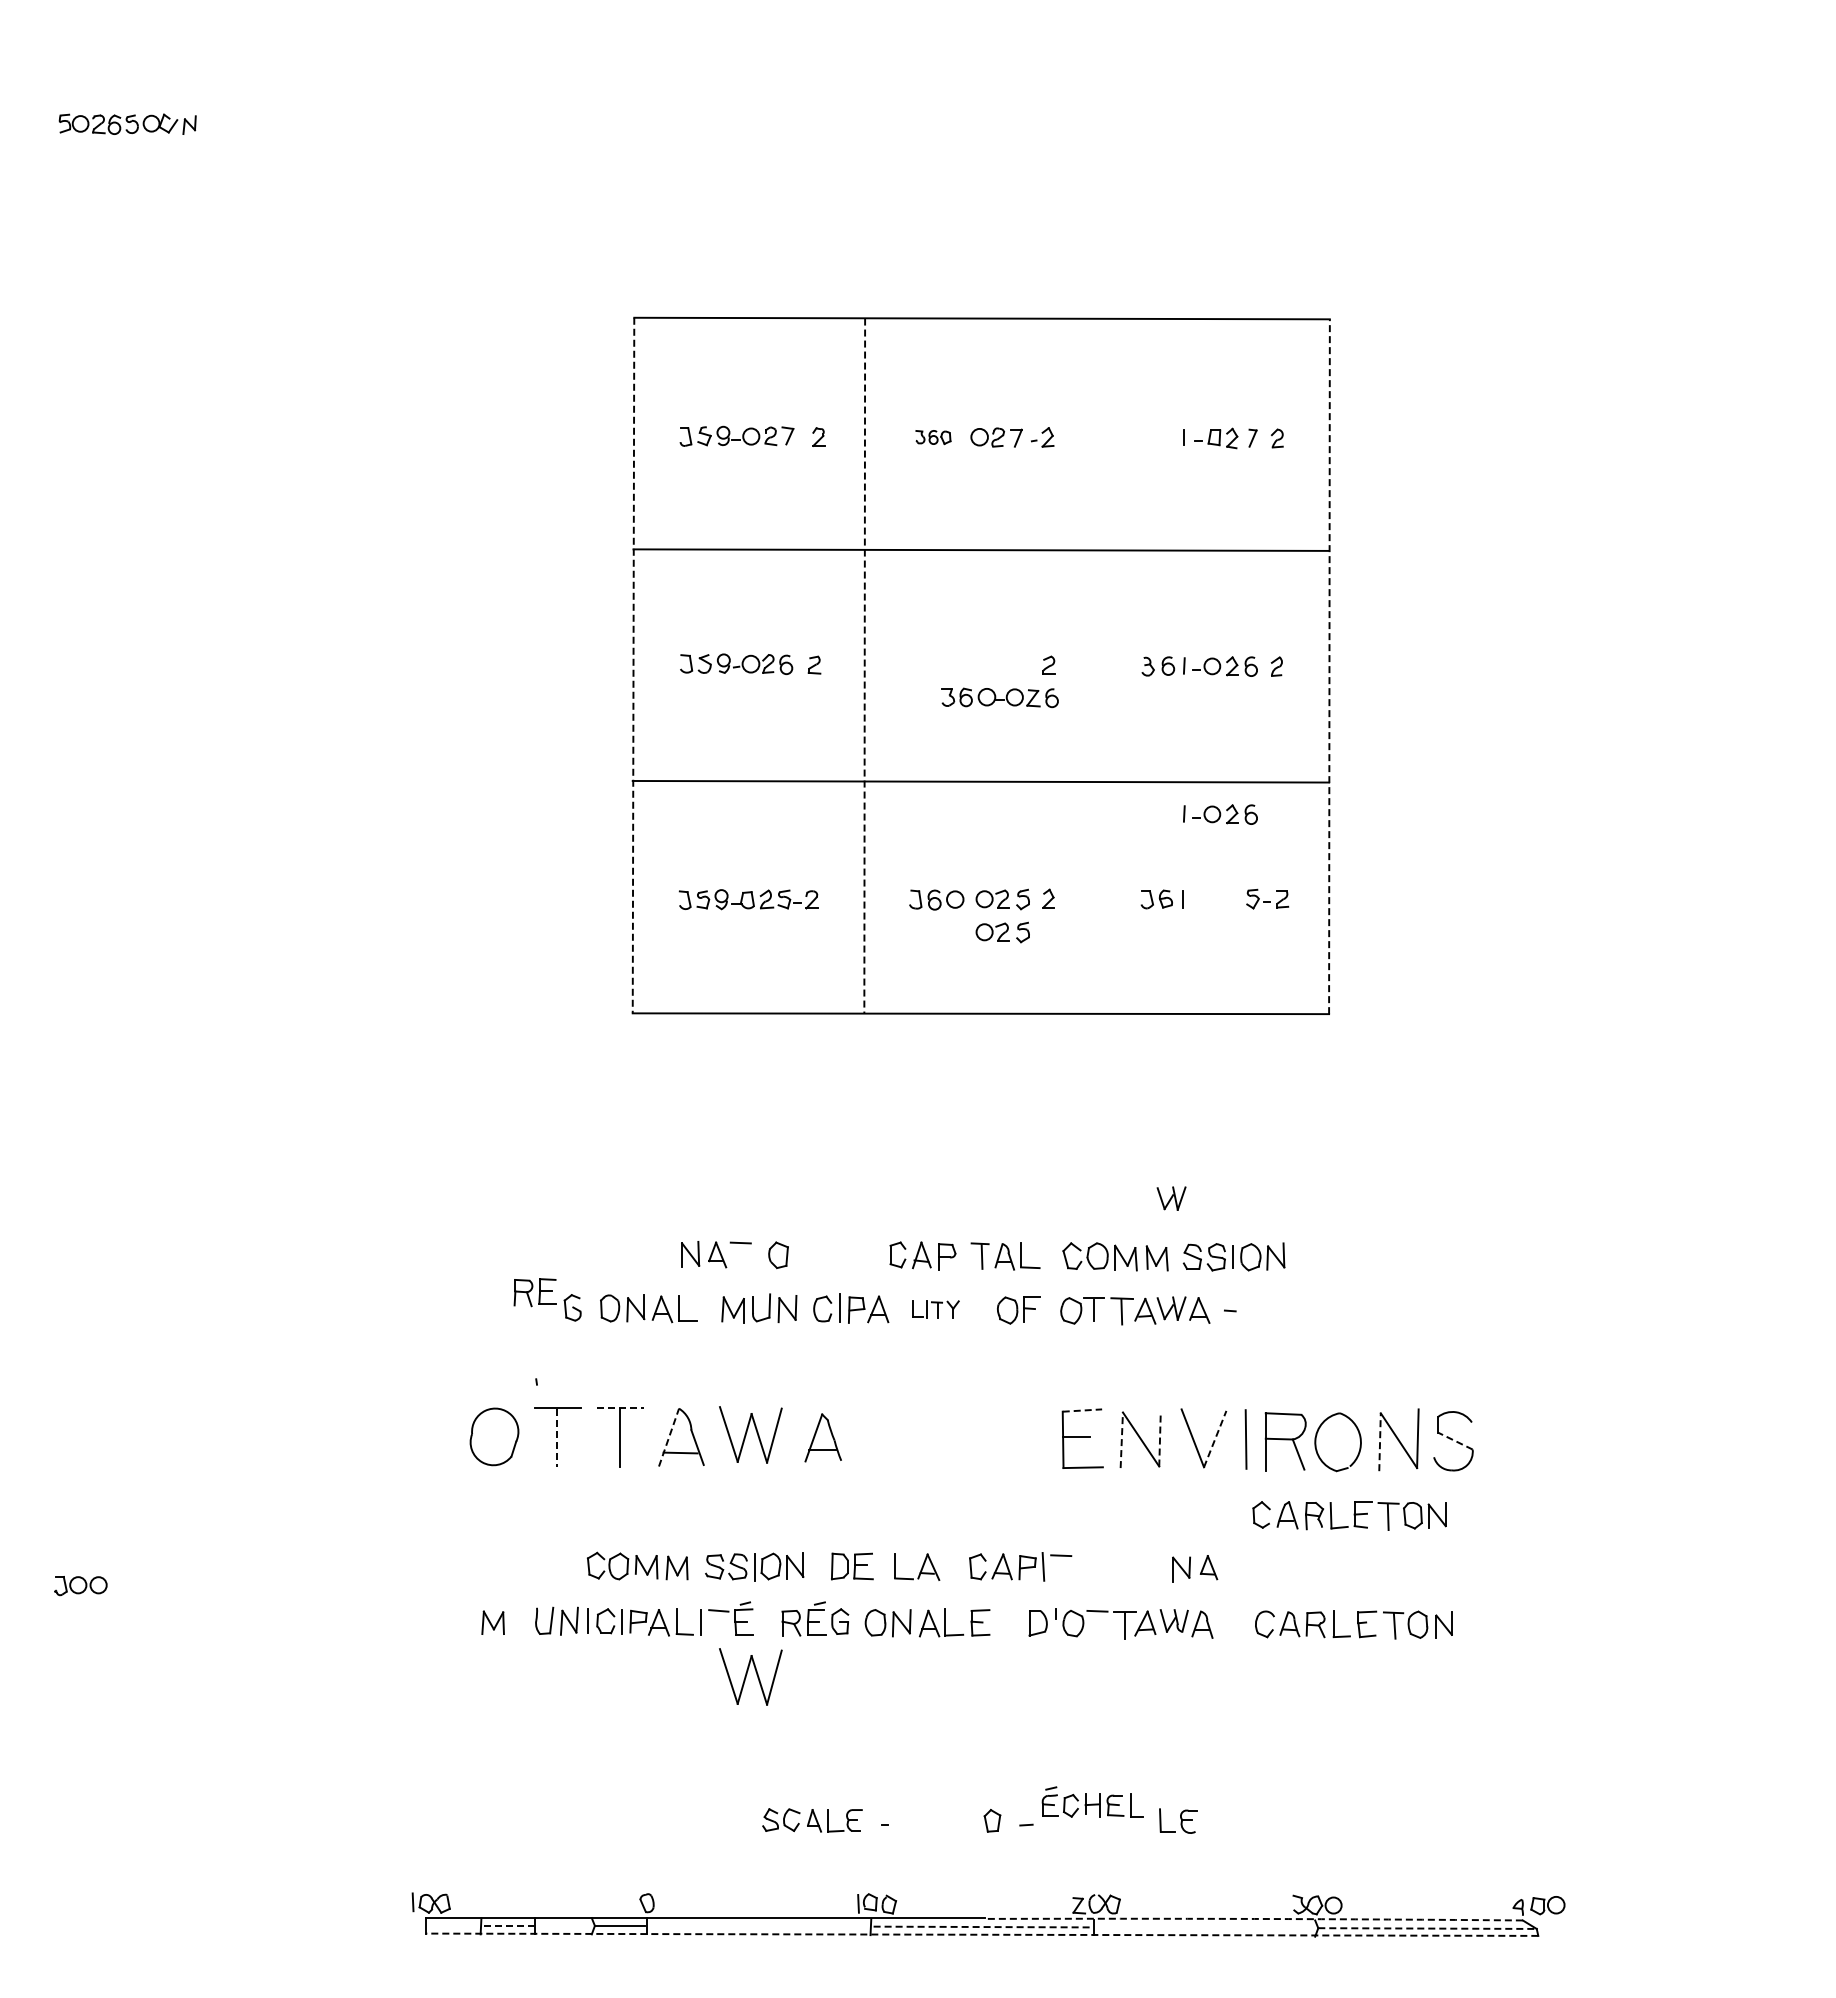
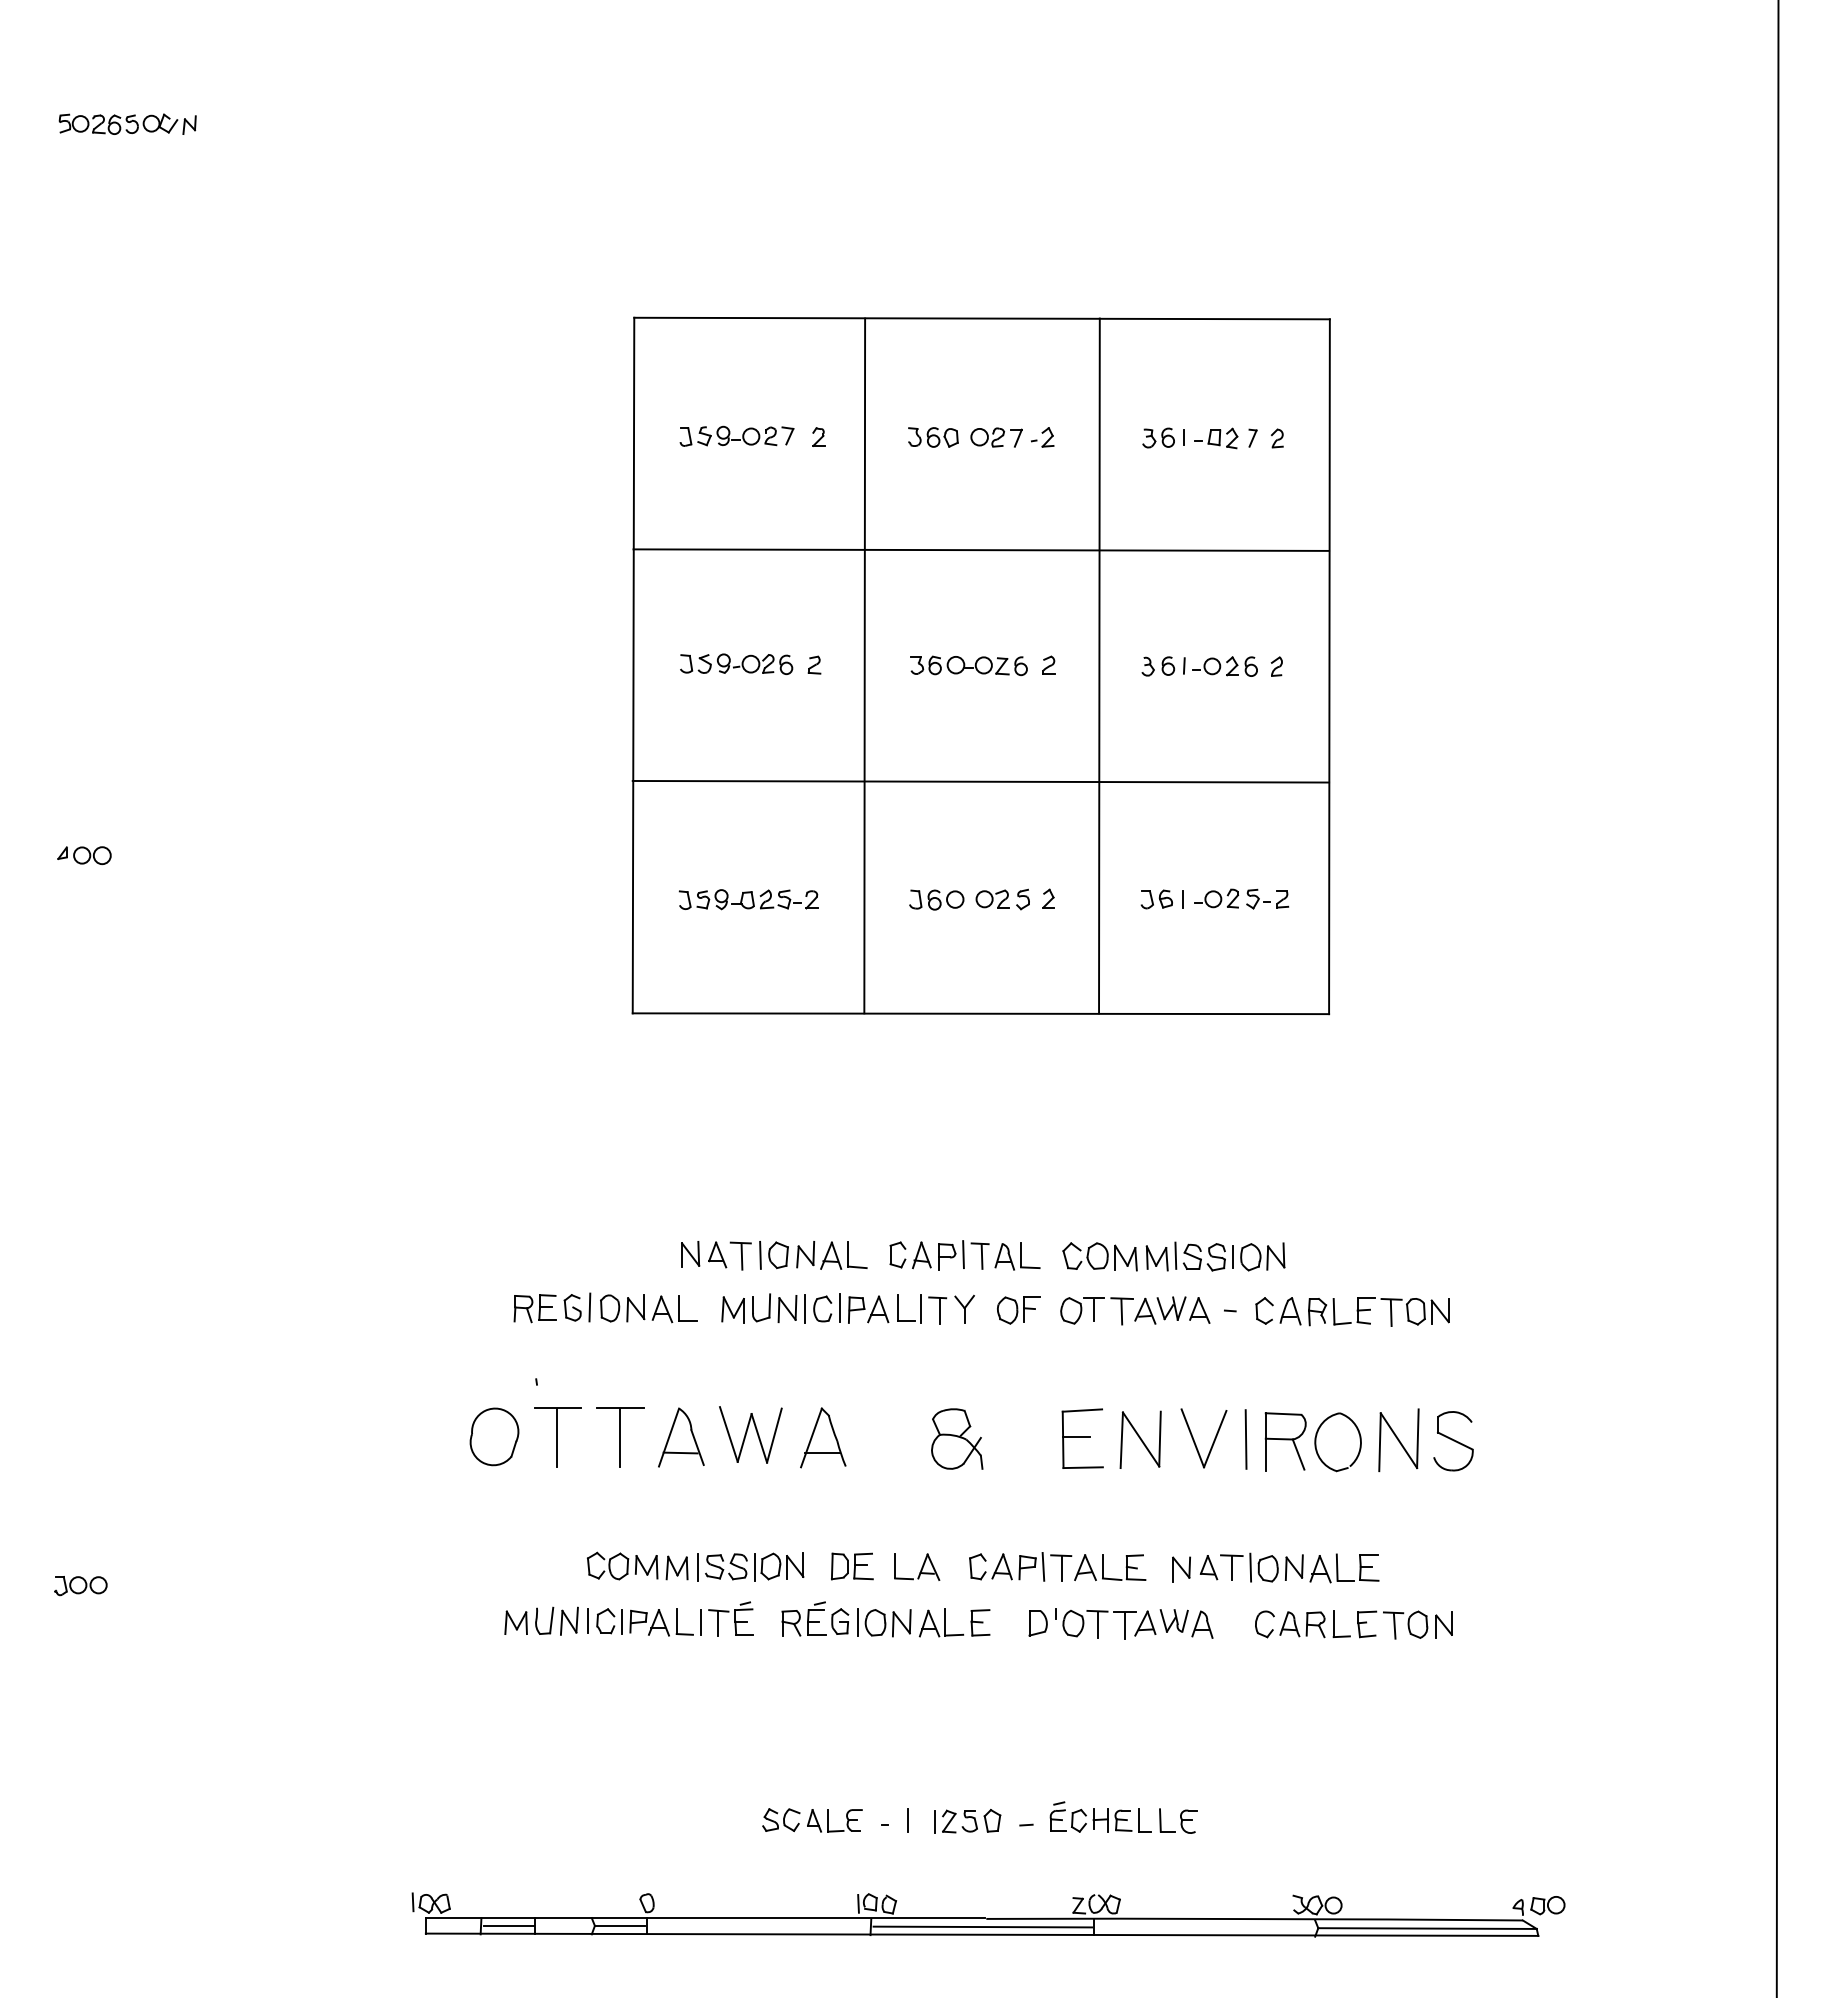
part size: 37x16 px -> 51x21 px (933, 437)
part: none -> present (1158, 437)
line: dashed -> solid (633, 665)
line: none -> present (1099, 665)
line: dashed -> solid (864, 666)
line: dashed -> solid (1329, 666)
part position: (999, 697) -> (968, 665) (968, 665)
part: present -> none (1220, 814)
part: none -> present (84, 855)
part: none -> present (1216, 898)
part: present -> none (1002, 932)
line: none -> present (1777, 998)
part: present -> none (1171, 1198)
line: none -> present (760, 1254)
line: none -> present (963, 1254)
part: none -> present (831, 1255)
line: none -> present (1175, 1255)
line: none -> present (741, 1256)
part position: (534, 1292) -> (534, 1308) (534, 1308)
line: none -> present (589, 1307)
line: none -> present (804, 1308)
part size: 48x19 px -> 78x31 px (935, 1309)
line: dashed -> solid (620, 1407)
line: dashed -> solid (1082, 1410)
line: dashed -> solid (669, 1437)
part size: 38x50 px -> 47x62 px (823, 1437)
line: dashed -> solid (557, 1438)
part: none -> present (957, 1438)
line: dashed -> solid (1160, 1438)
line: dashed -> solid (1215, 1438)
line: dashed -> solid (1121, 1440)
line: dashed -> solid (1454, 1440)
line: dashed -> solid (1380, 1442)
part position: (1349, 1515) -> (1352, 1311) (1352, 1311)
line: none -> present (697, 1566)
part: none -> present (1103, 1567)
part: none -> present (1299, 1567)
line: none -> present (1061, 1568)
part position: (492, 1622) -> (515, 1622) (515, 1622)
line: none -> present (858, 1622)
line: none -> present (718, 1623)
line: none -> present (1098, 1624)
part: present -> none (750, 1676)
part position: (1092, 1801) -> (1100, 1816) (1100, 1816)
line: none -> present (907, 1820)
part: none -> present (955, 1821)
arc: dashed -> solid (1254, 1918)
line: dashed -> solid (509, 1925)
line: dashed -> solid (983, 1927)
line: dashed -> solid (1428, 1928)
line: dashed -> solid (981, 1934)
